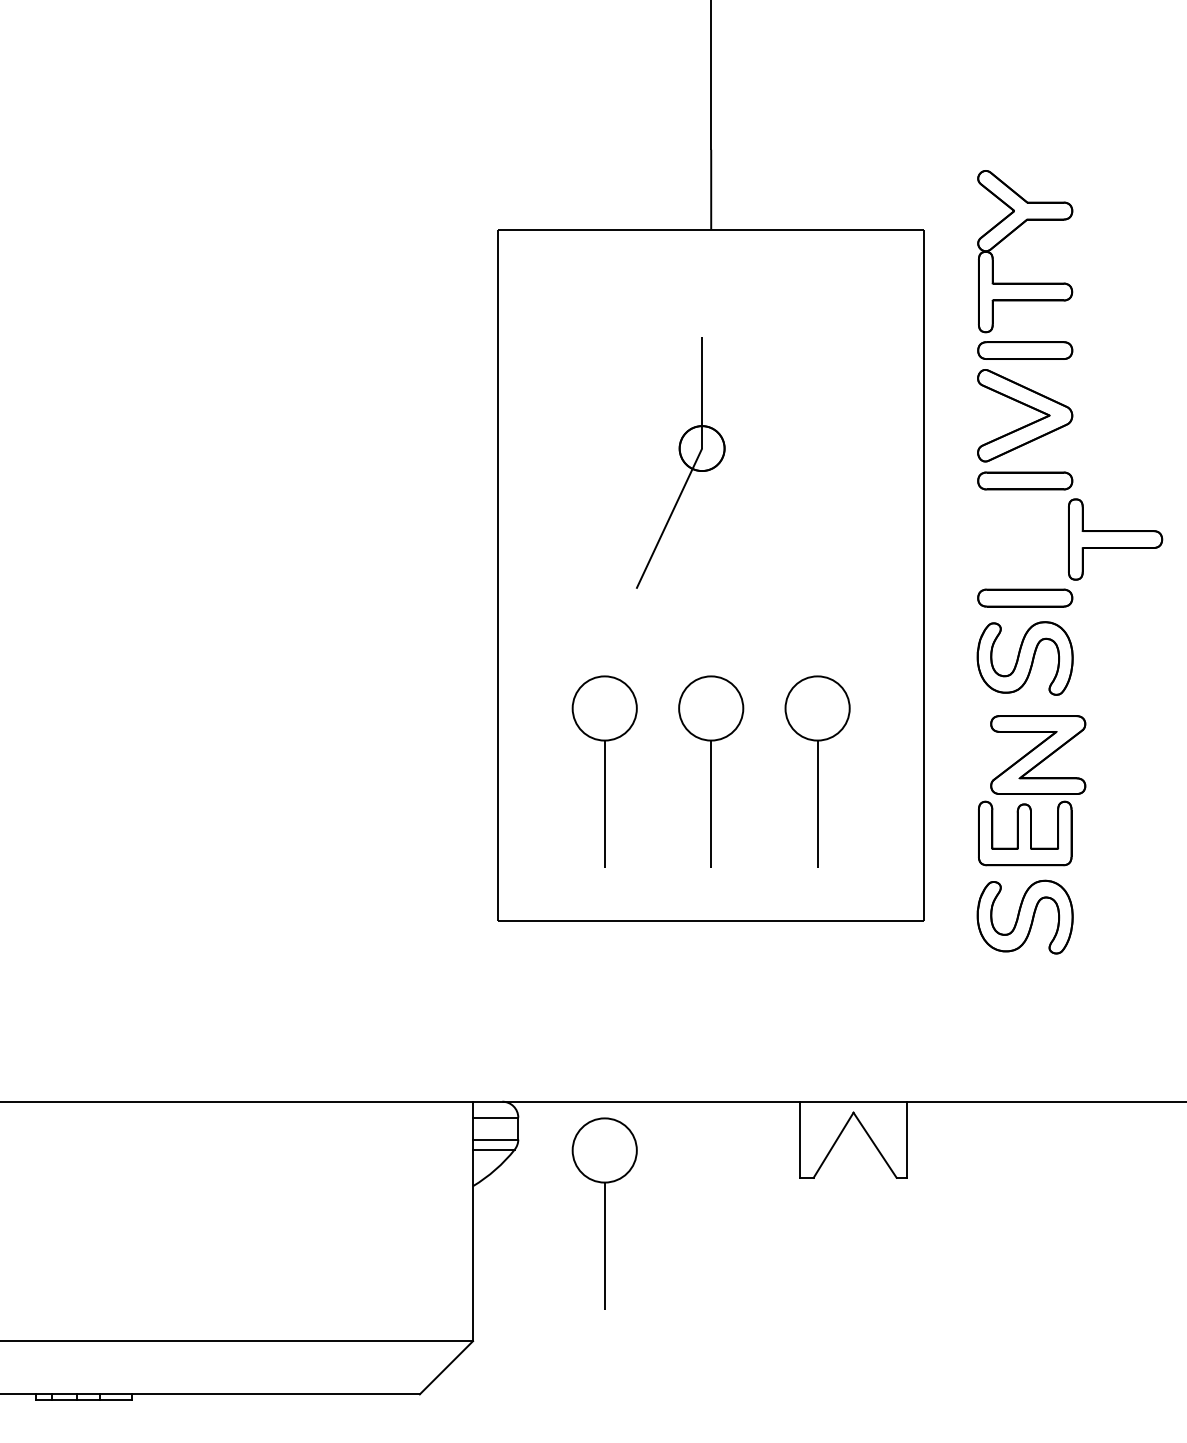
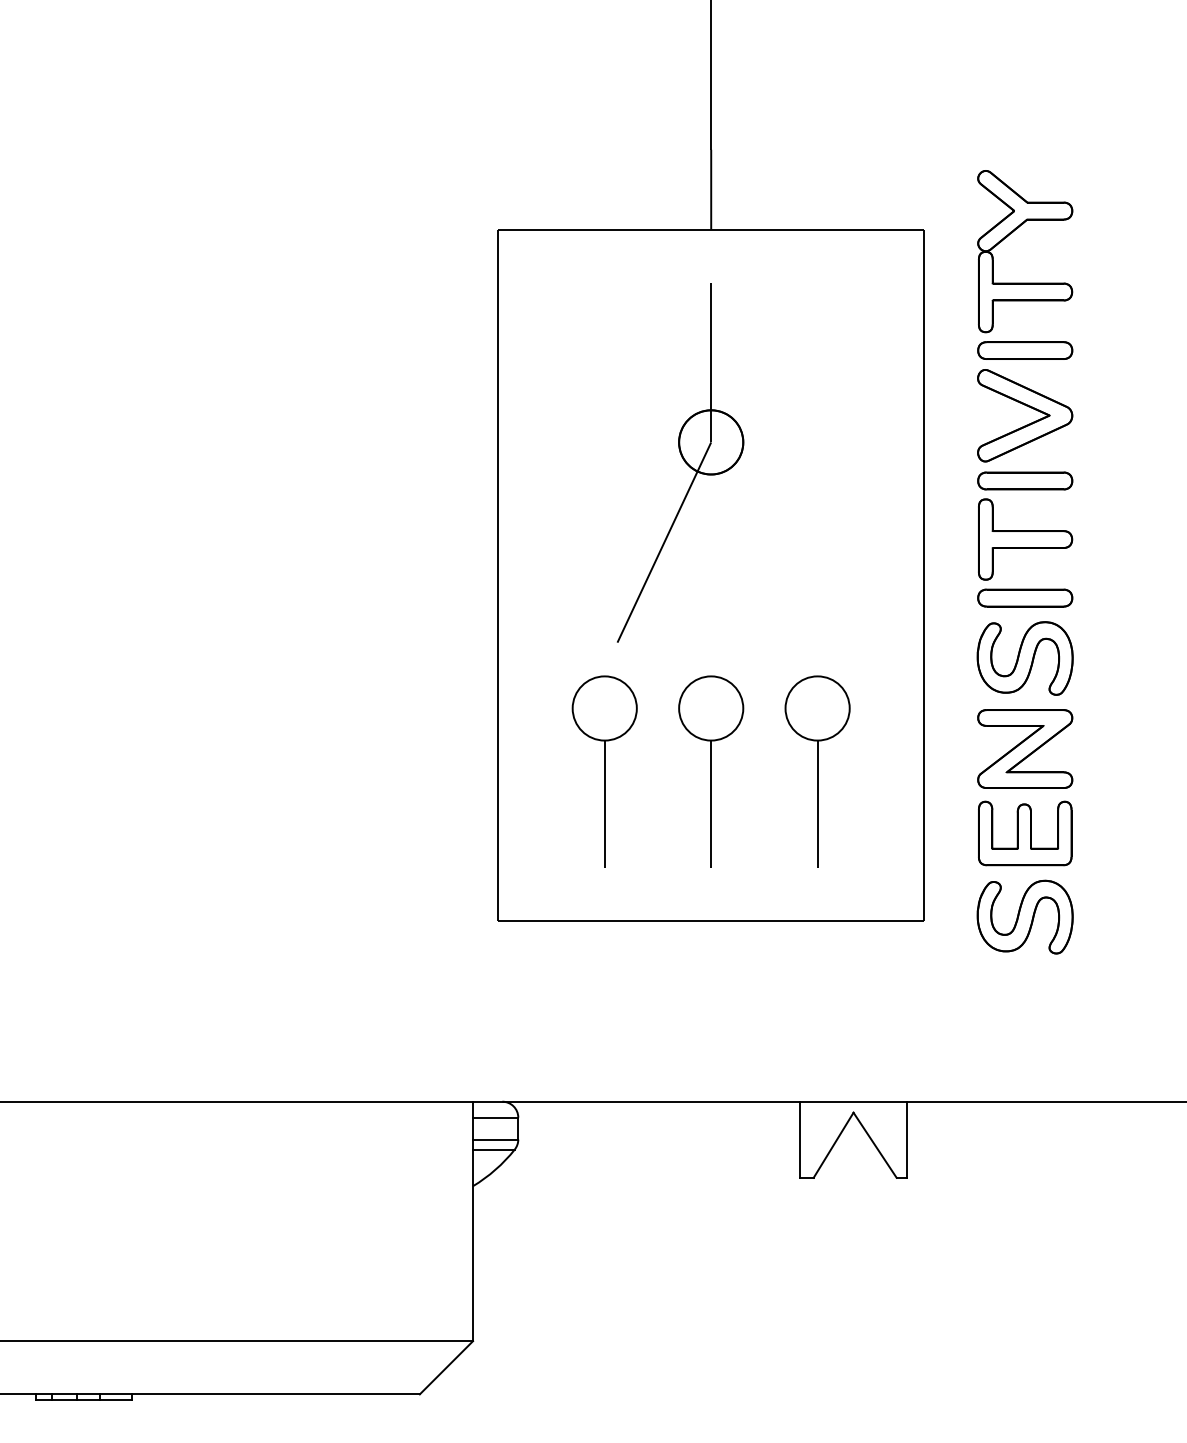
part size: 90x252 px -> 128x360 px (680, 462)
part position: (1115, 539) -> (1025, 539) (1025, 539)
part position: (1038, 754) -> (1025, 748) (1025, 748)
part: present -> none (604, 1213)
